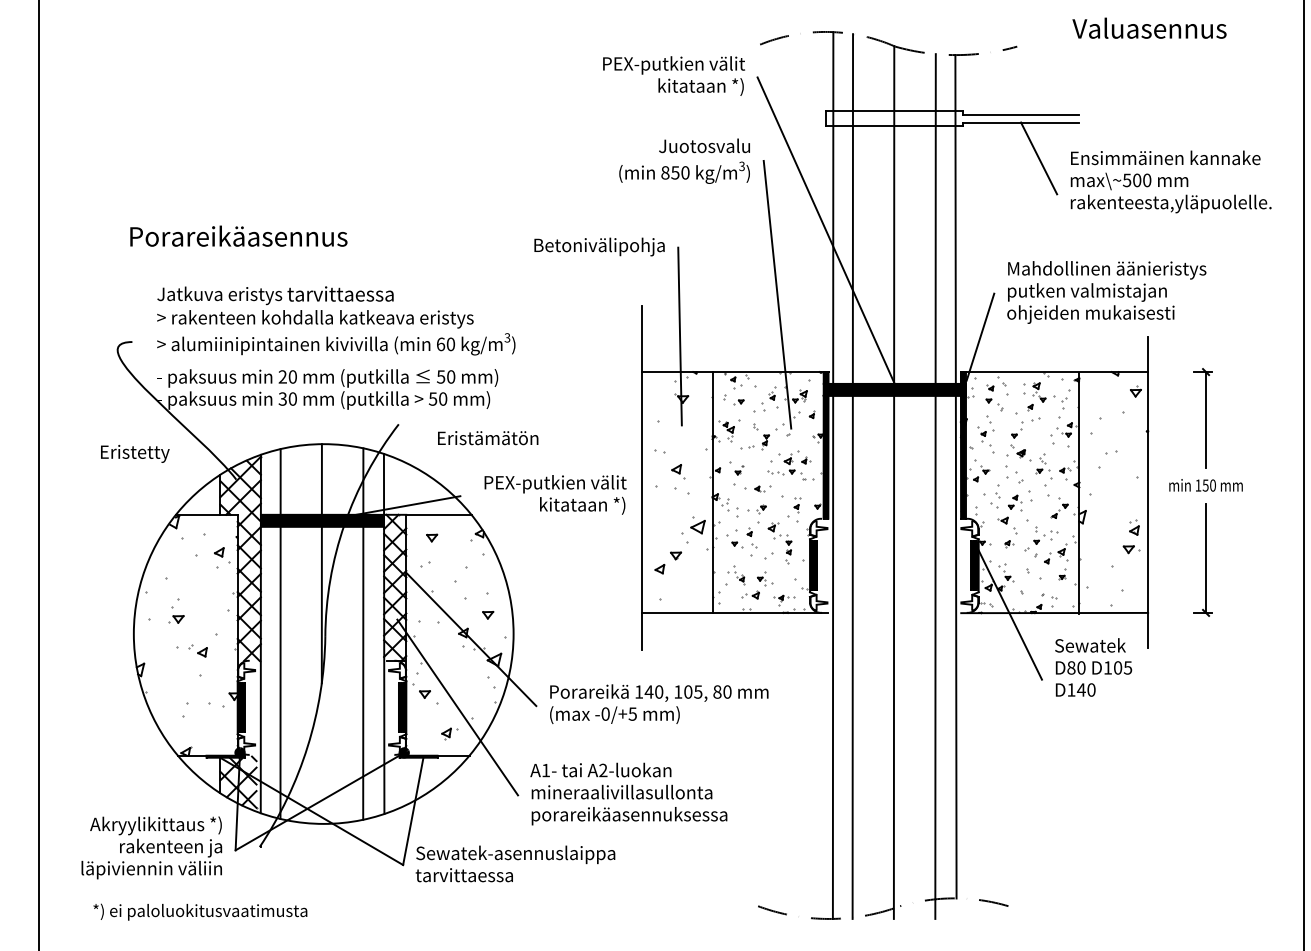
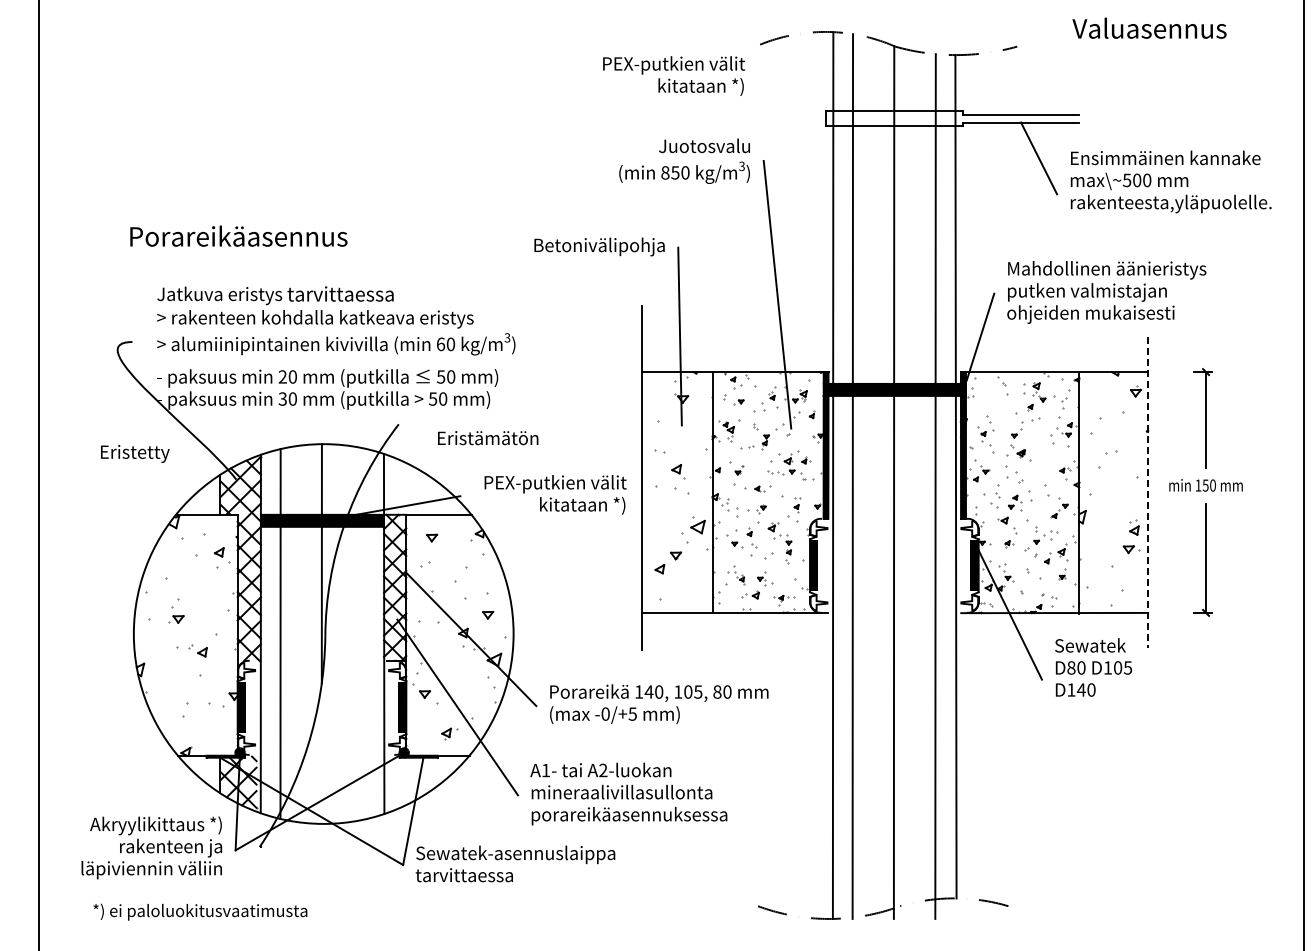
line: present -> none (825, 230)
part: present -> none (994, 397)
part: present -> none (1043, 466)
line: solid -> dashed (1148, 492)
line: present -> none (363, 633)
